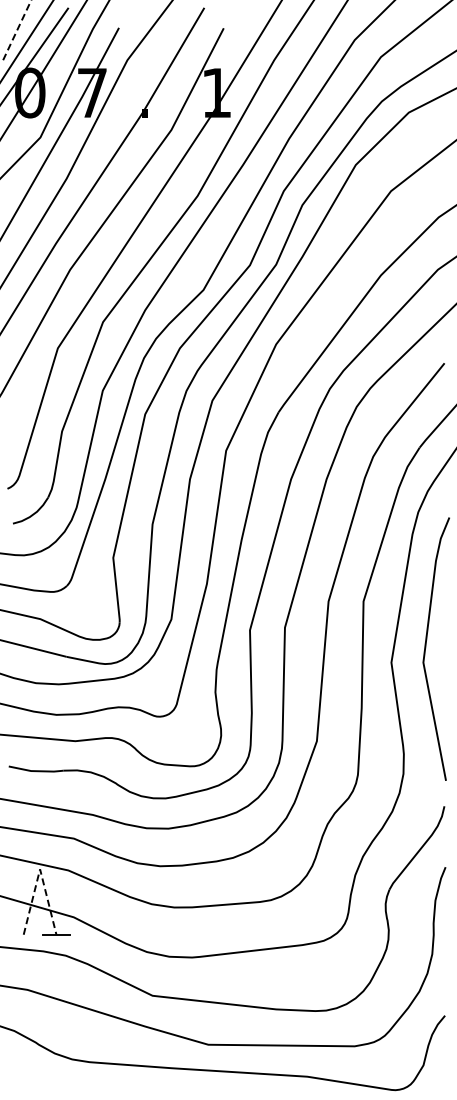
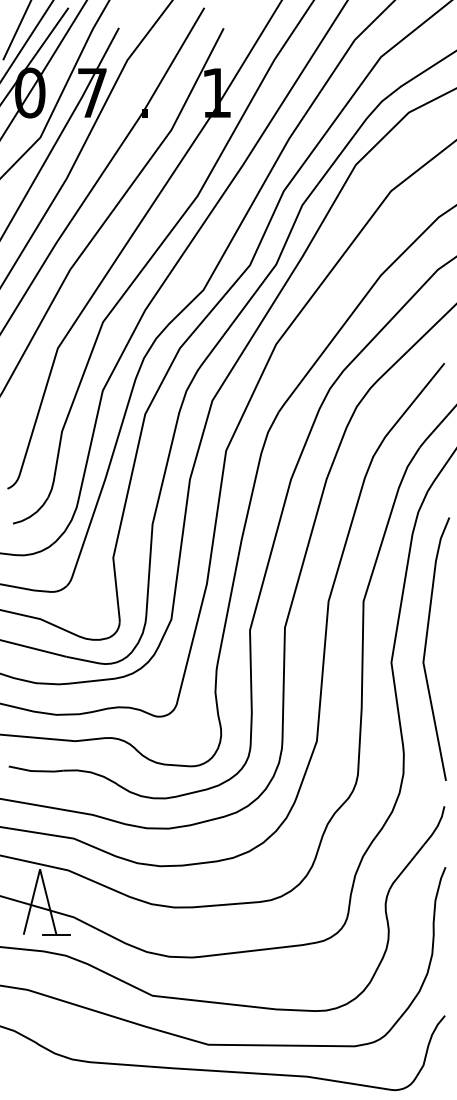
line: dashed -> solid (17, 30)
line: dashed -> solid (40, 869)
